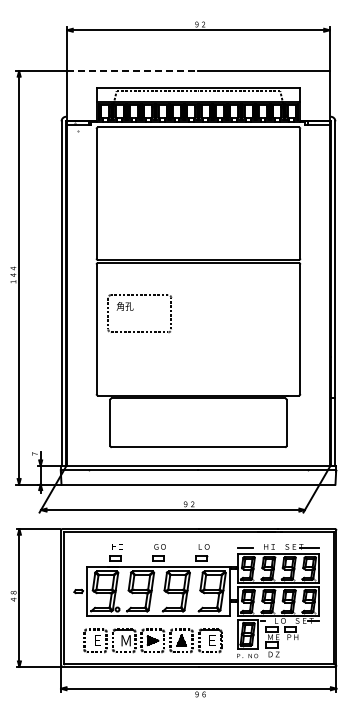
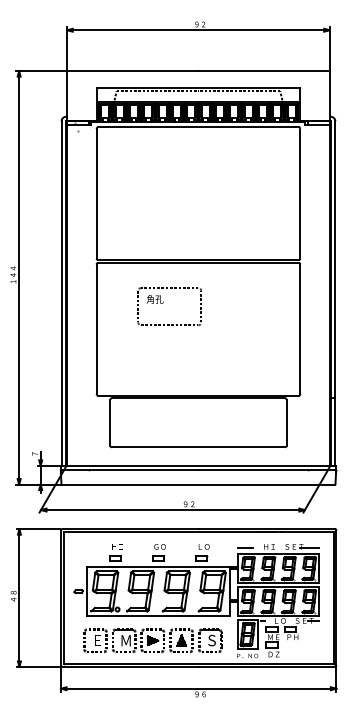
line: dashed -> solid (132, 71)
part position: (133, 310) -> (163, 303) (163, 303)
text: Ｅ -> Ｓ (211, 640)
